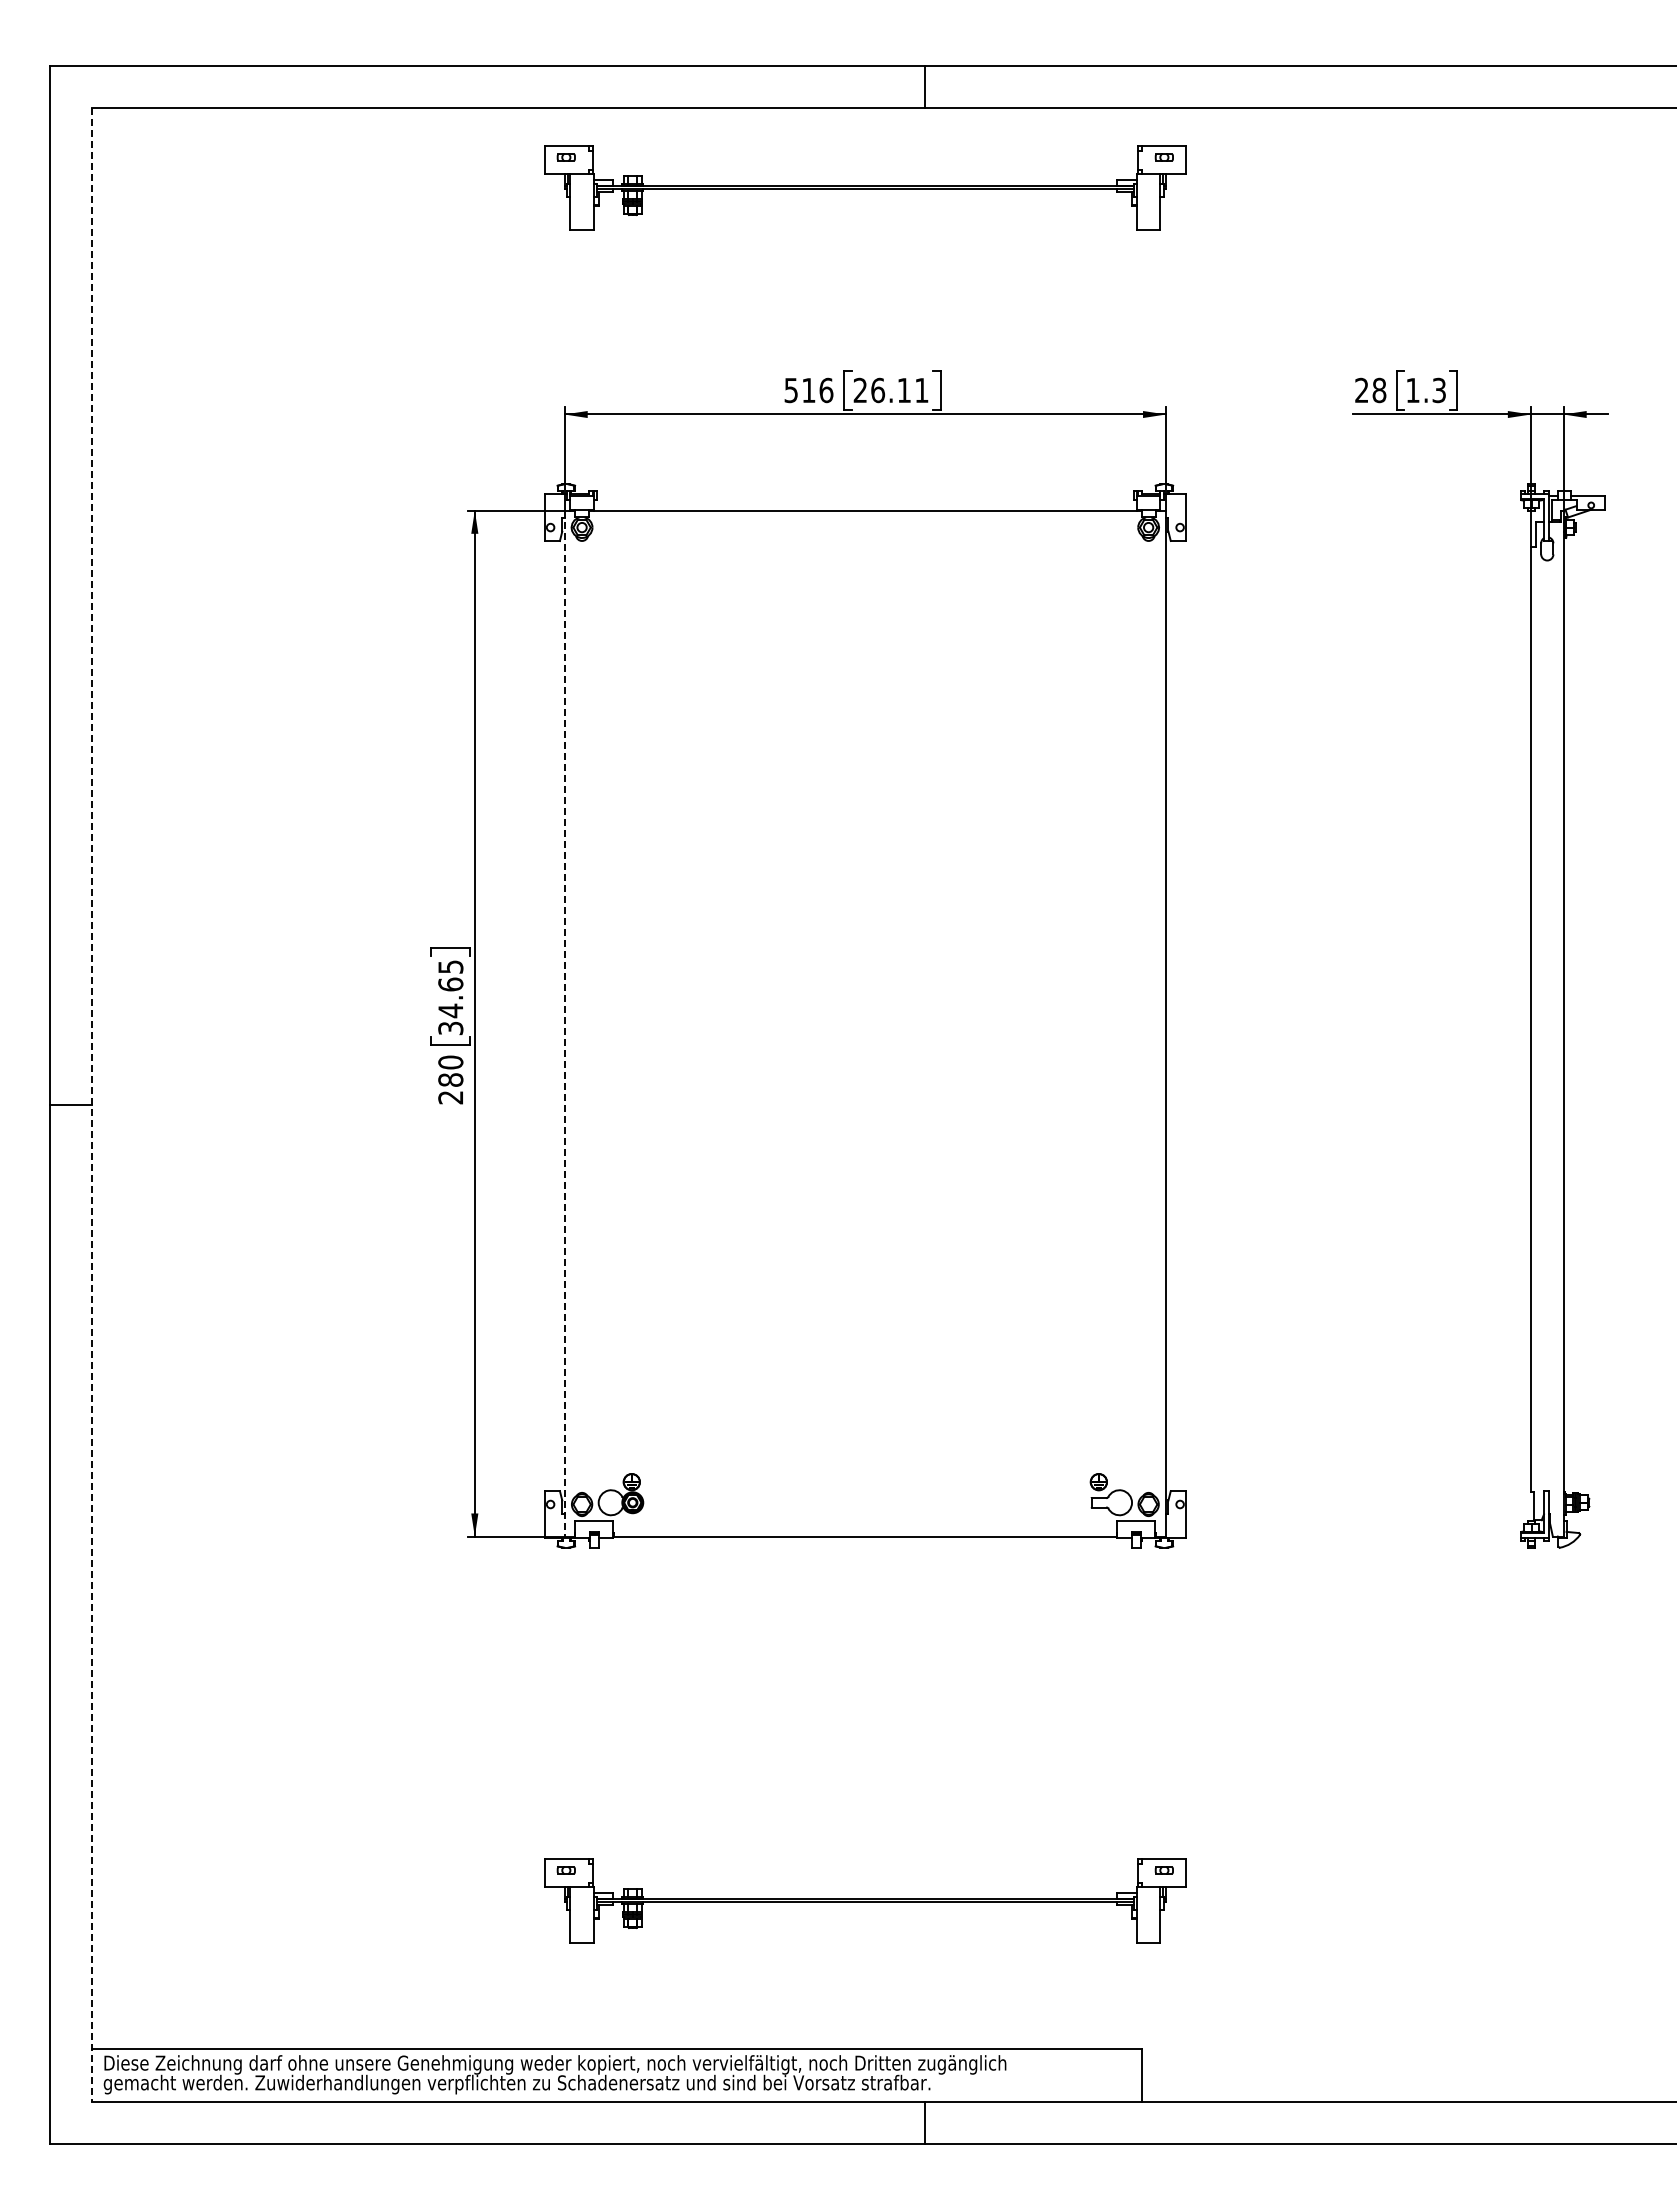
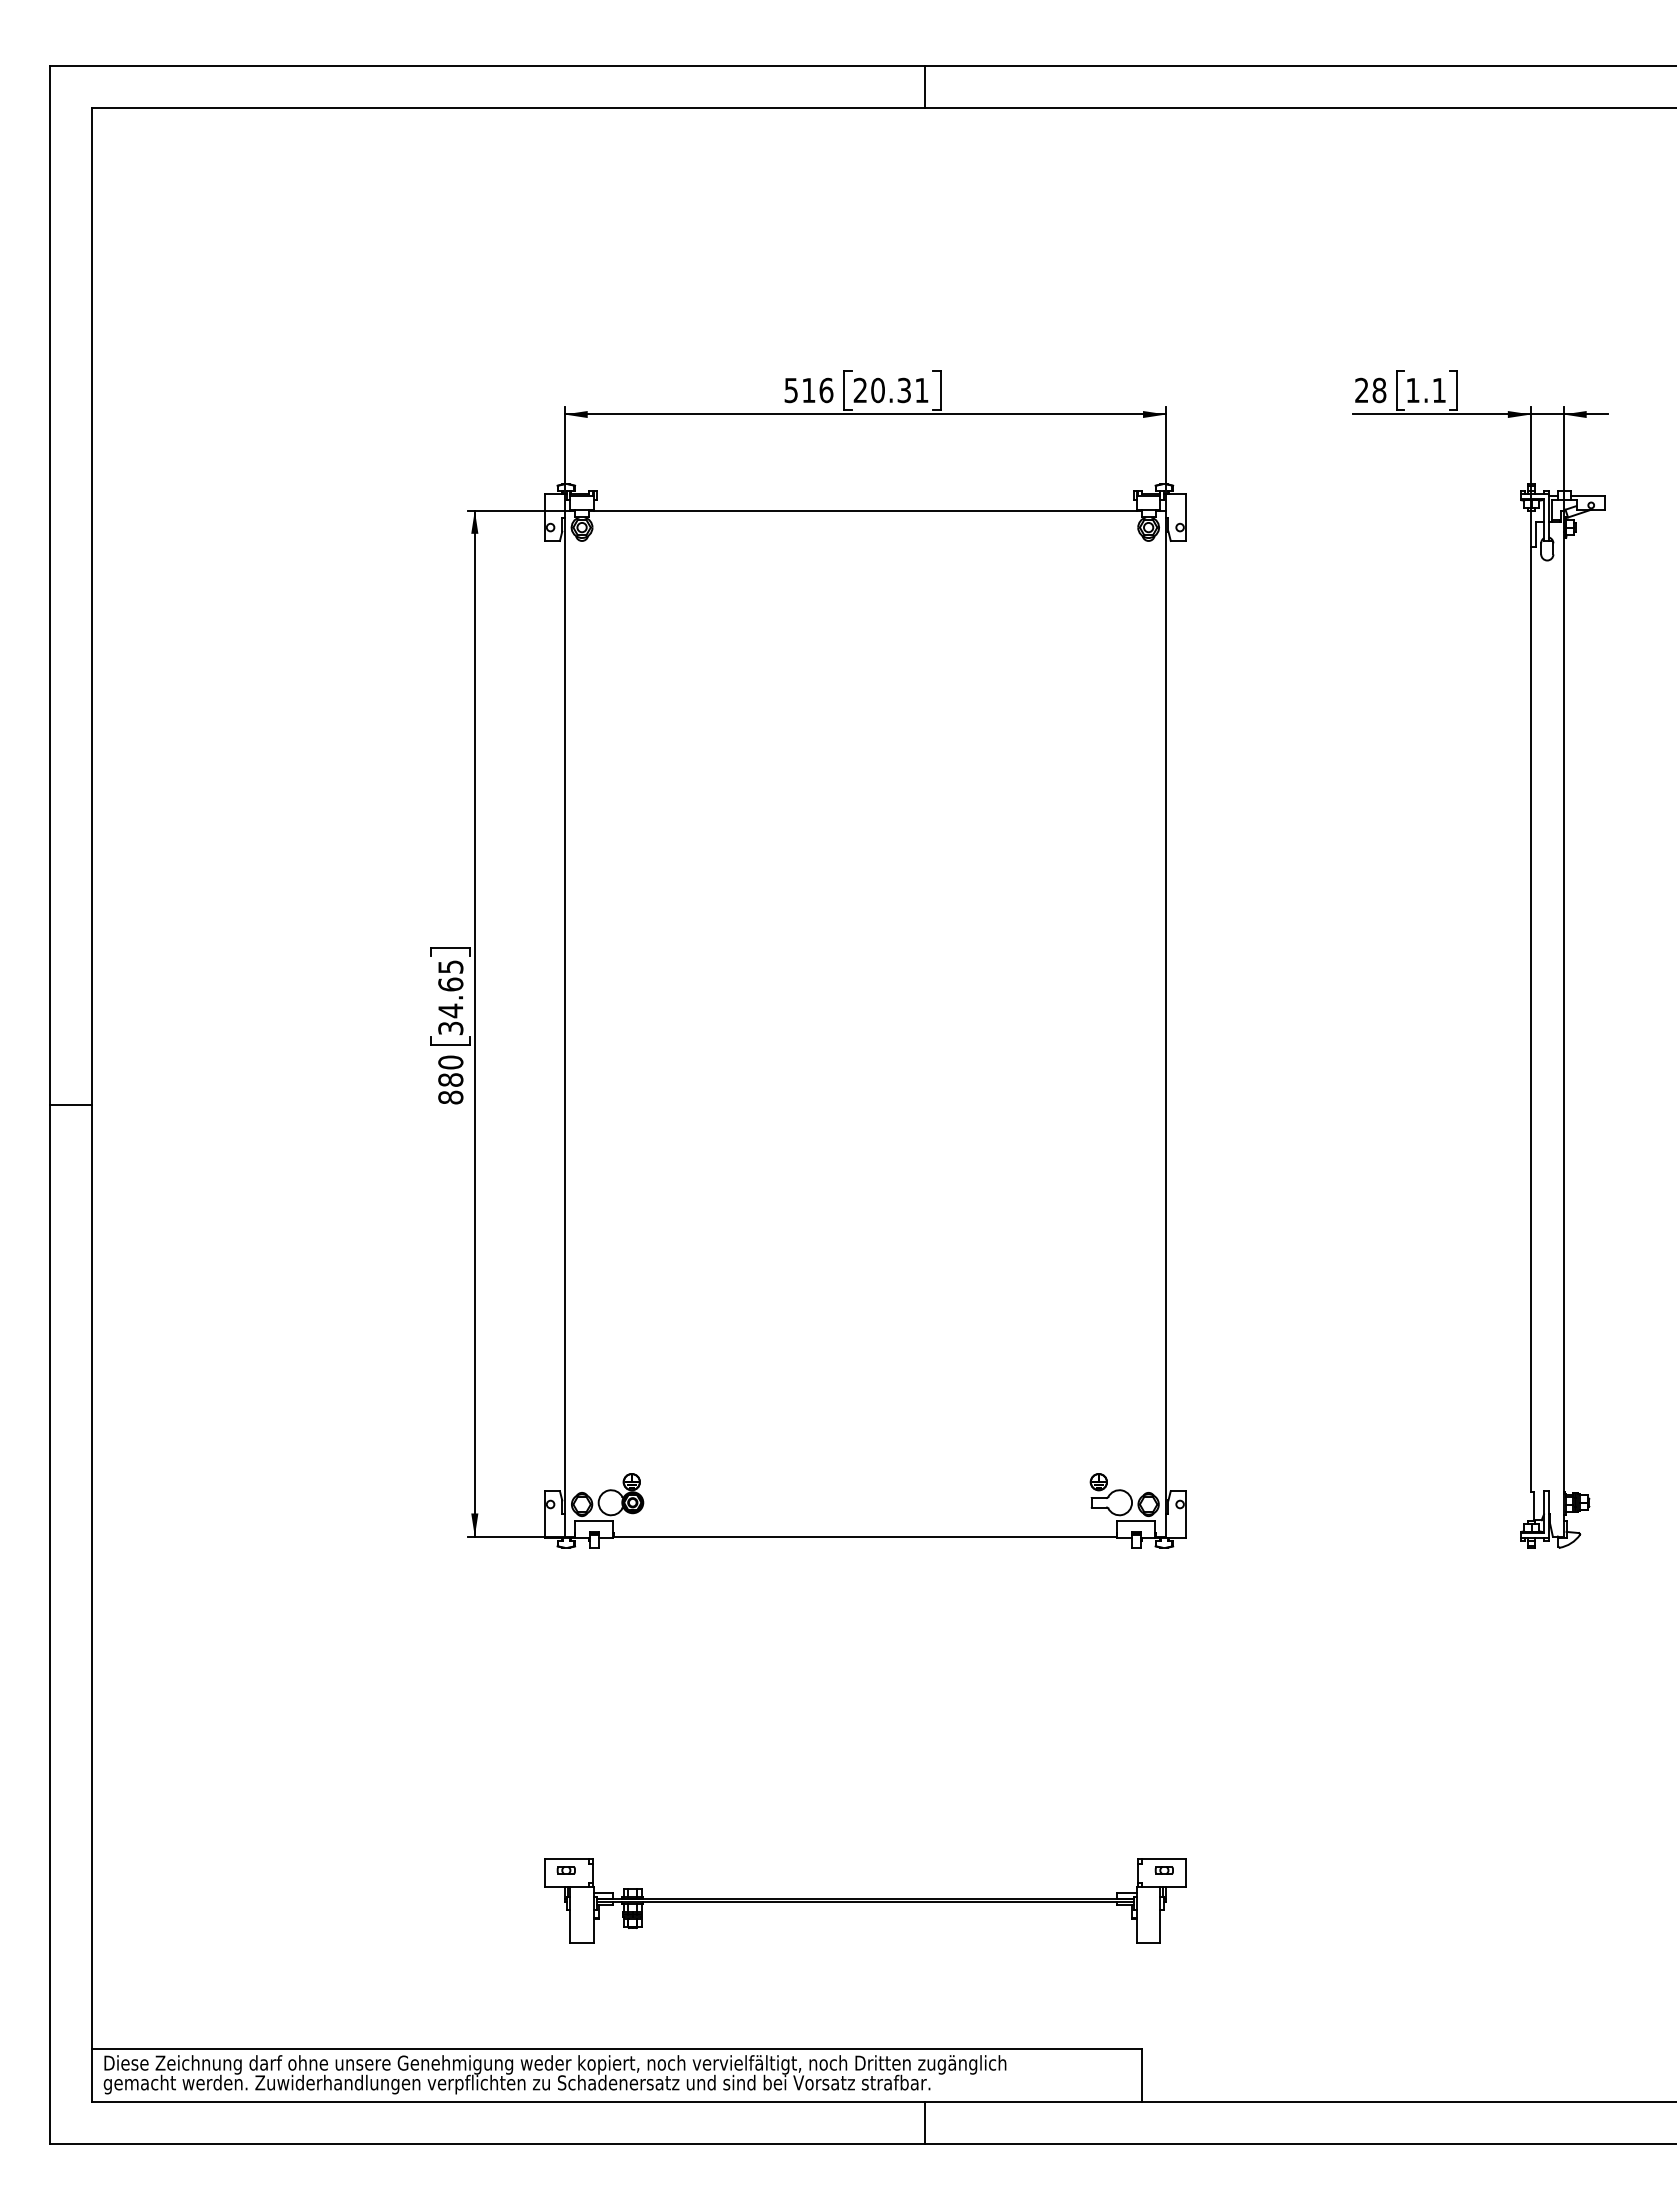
part: present -> none (865, 187)
text: 26.11 -> 20.31 (890, 390)
text: 1.3 -> 1.1 (1438, 390)
line: dashed -> solid (564, 1023)
text: 280 -> 880 (450, 1097)
line: dashed -> solid (92, 1105)
